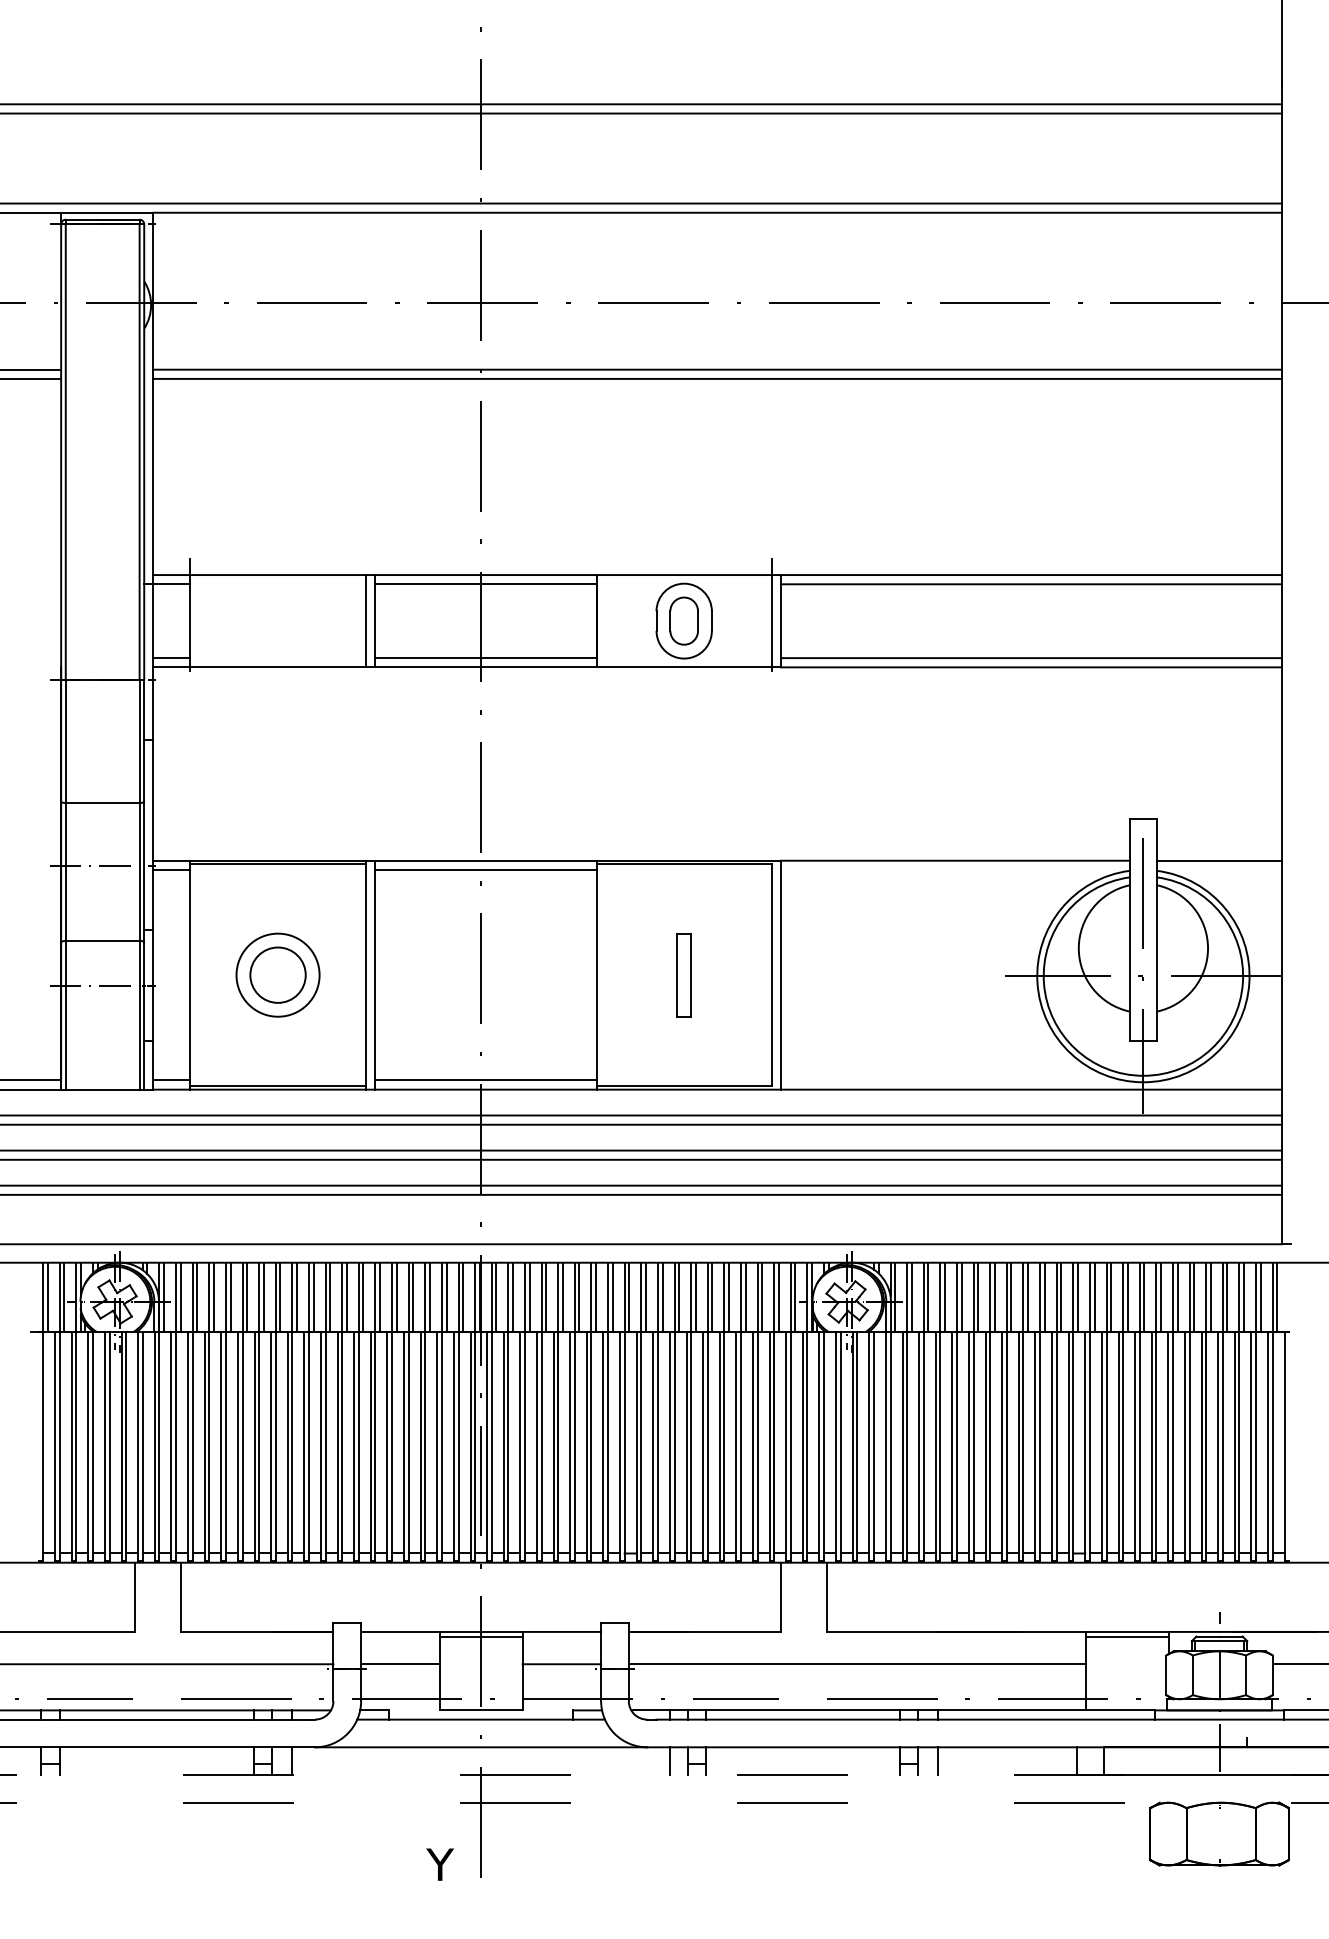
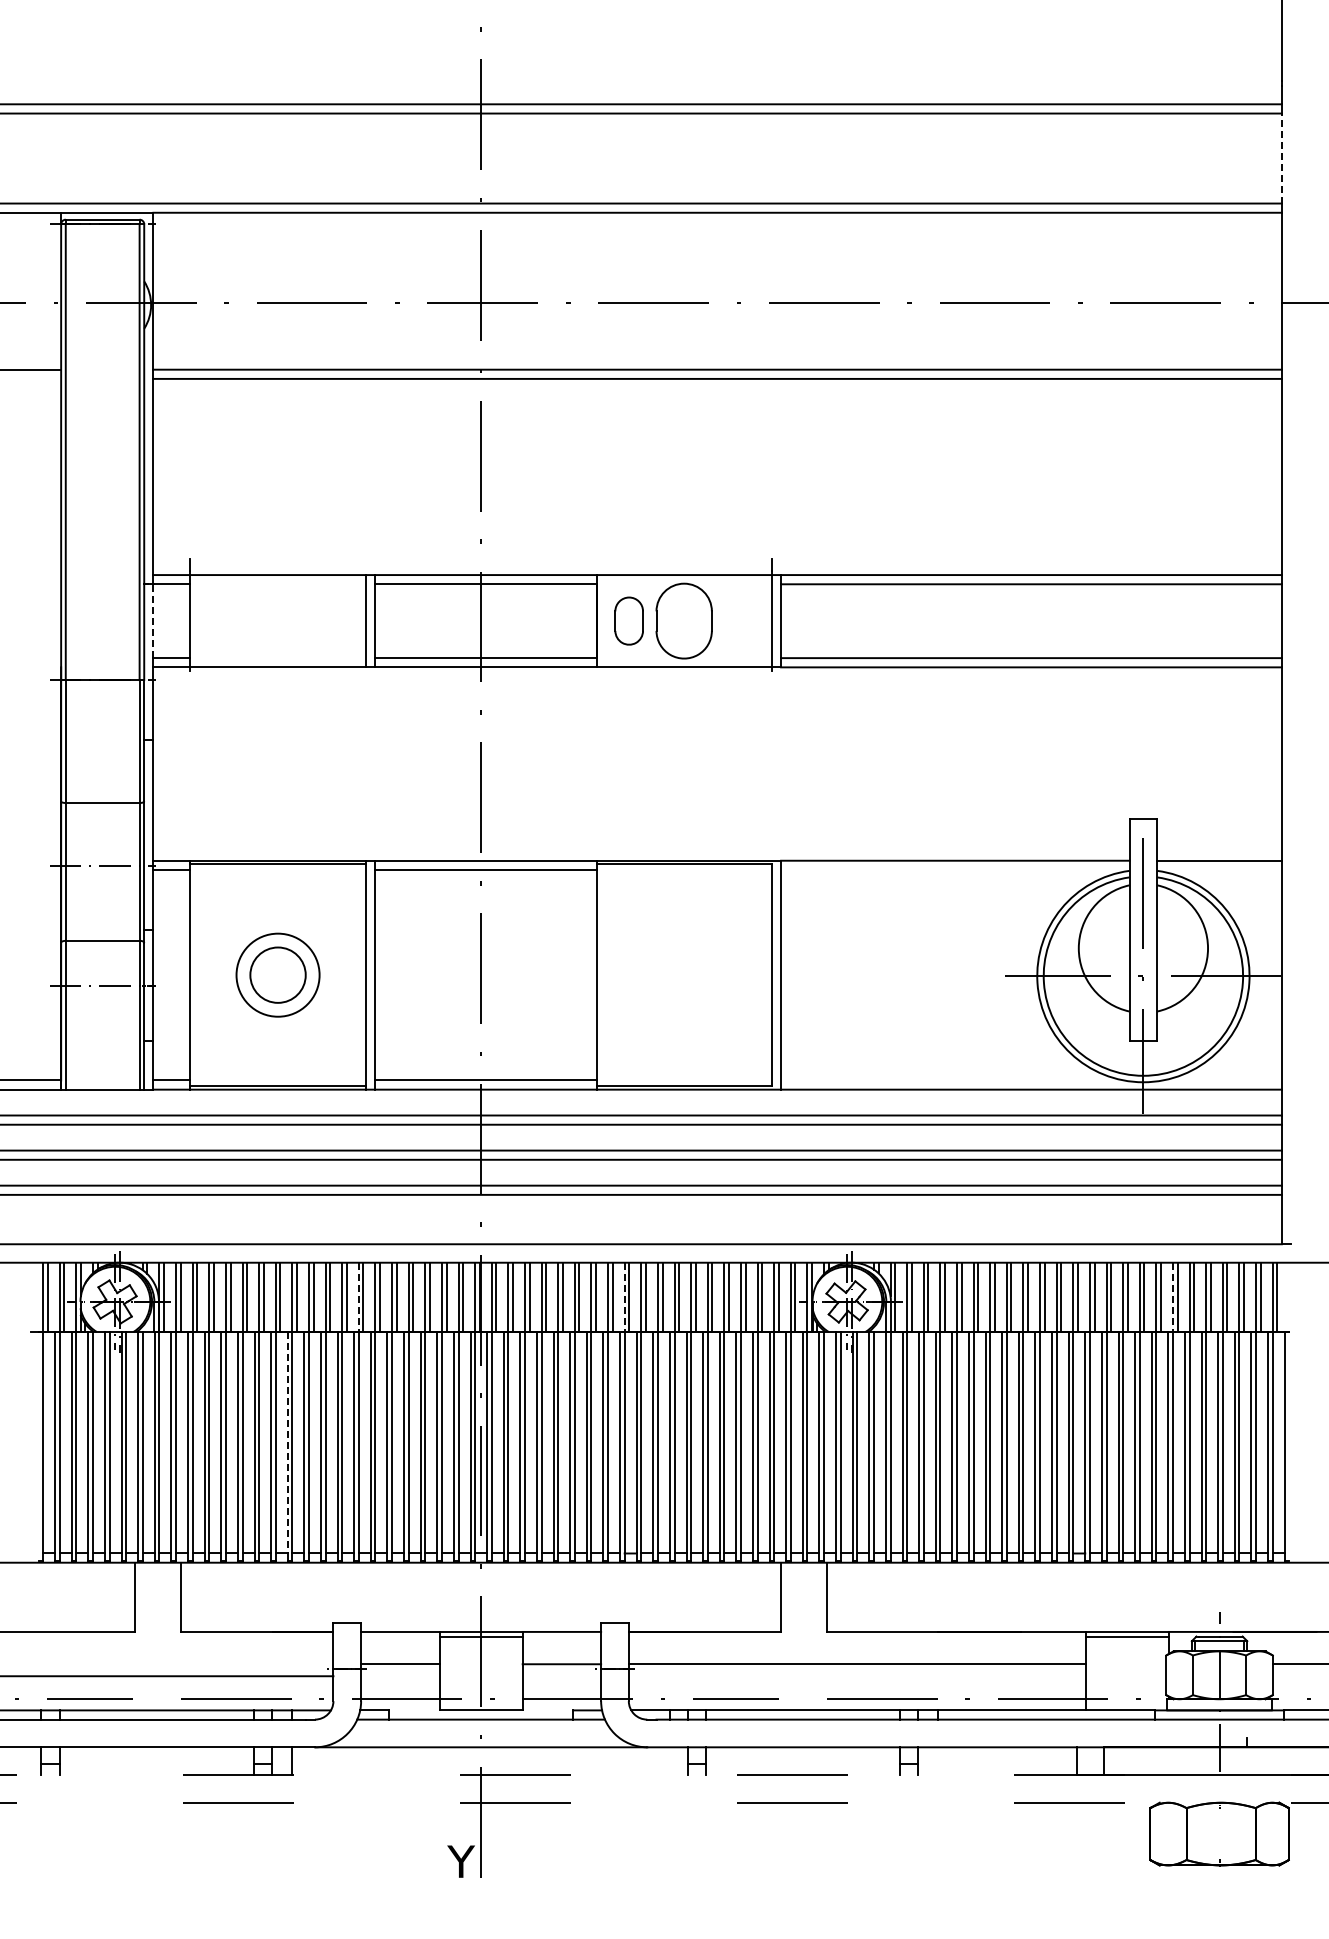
line: solid -> dashed (1281, 158)
line: present -> none (31, 378)
part position: (683, 620) -> (628, 620) (628, 620)
line: solid -> dashed (153, 621)
part: present -> none (683, 975)
line: solid -> dashed (358, 1297)
line: solid -> dashed (624, 1297)
line: solid -> dashed (1172, 1297)
line: solid -> dashed (287, 1442)
line position: (167, 1664) -> (167, 1676) (167, 1676)
line: present -> none (670, 1761)
line: present -> none (938, 1761)
text position: (439, 1864) -> (460, 1861) (460, 1861)
